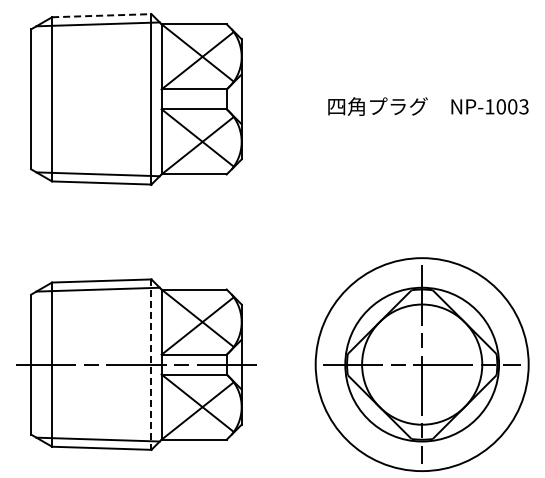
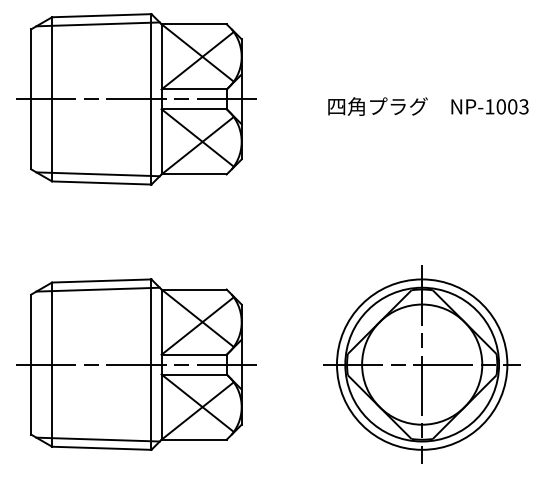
line: dashed -> solid (101, 15)
line: none -> present (136, 99)
circle diameter: 213 px -> 170 px (421, 364)
line: dashed -> solid (151, 365)
